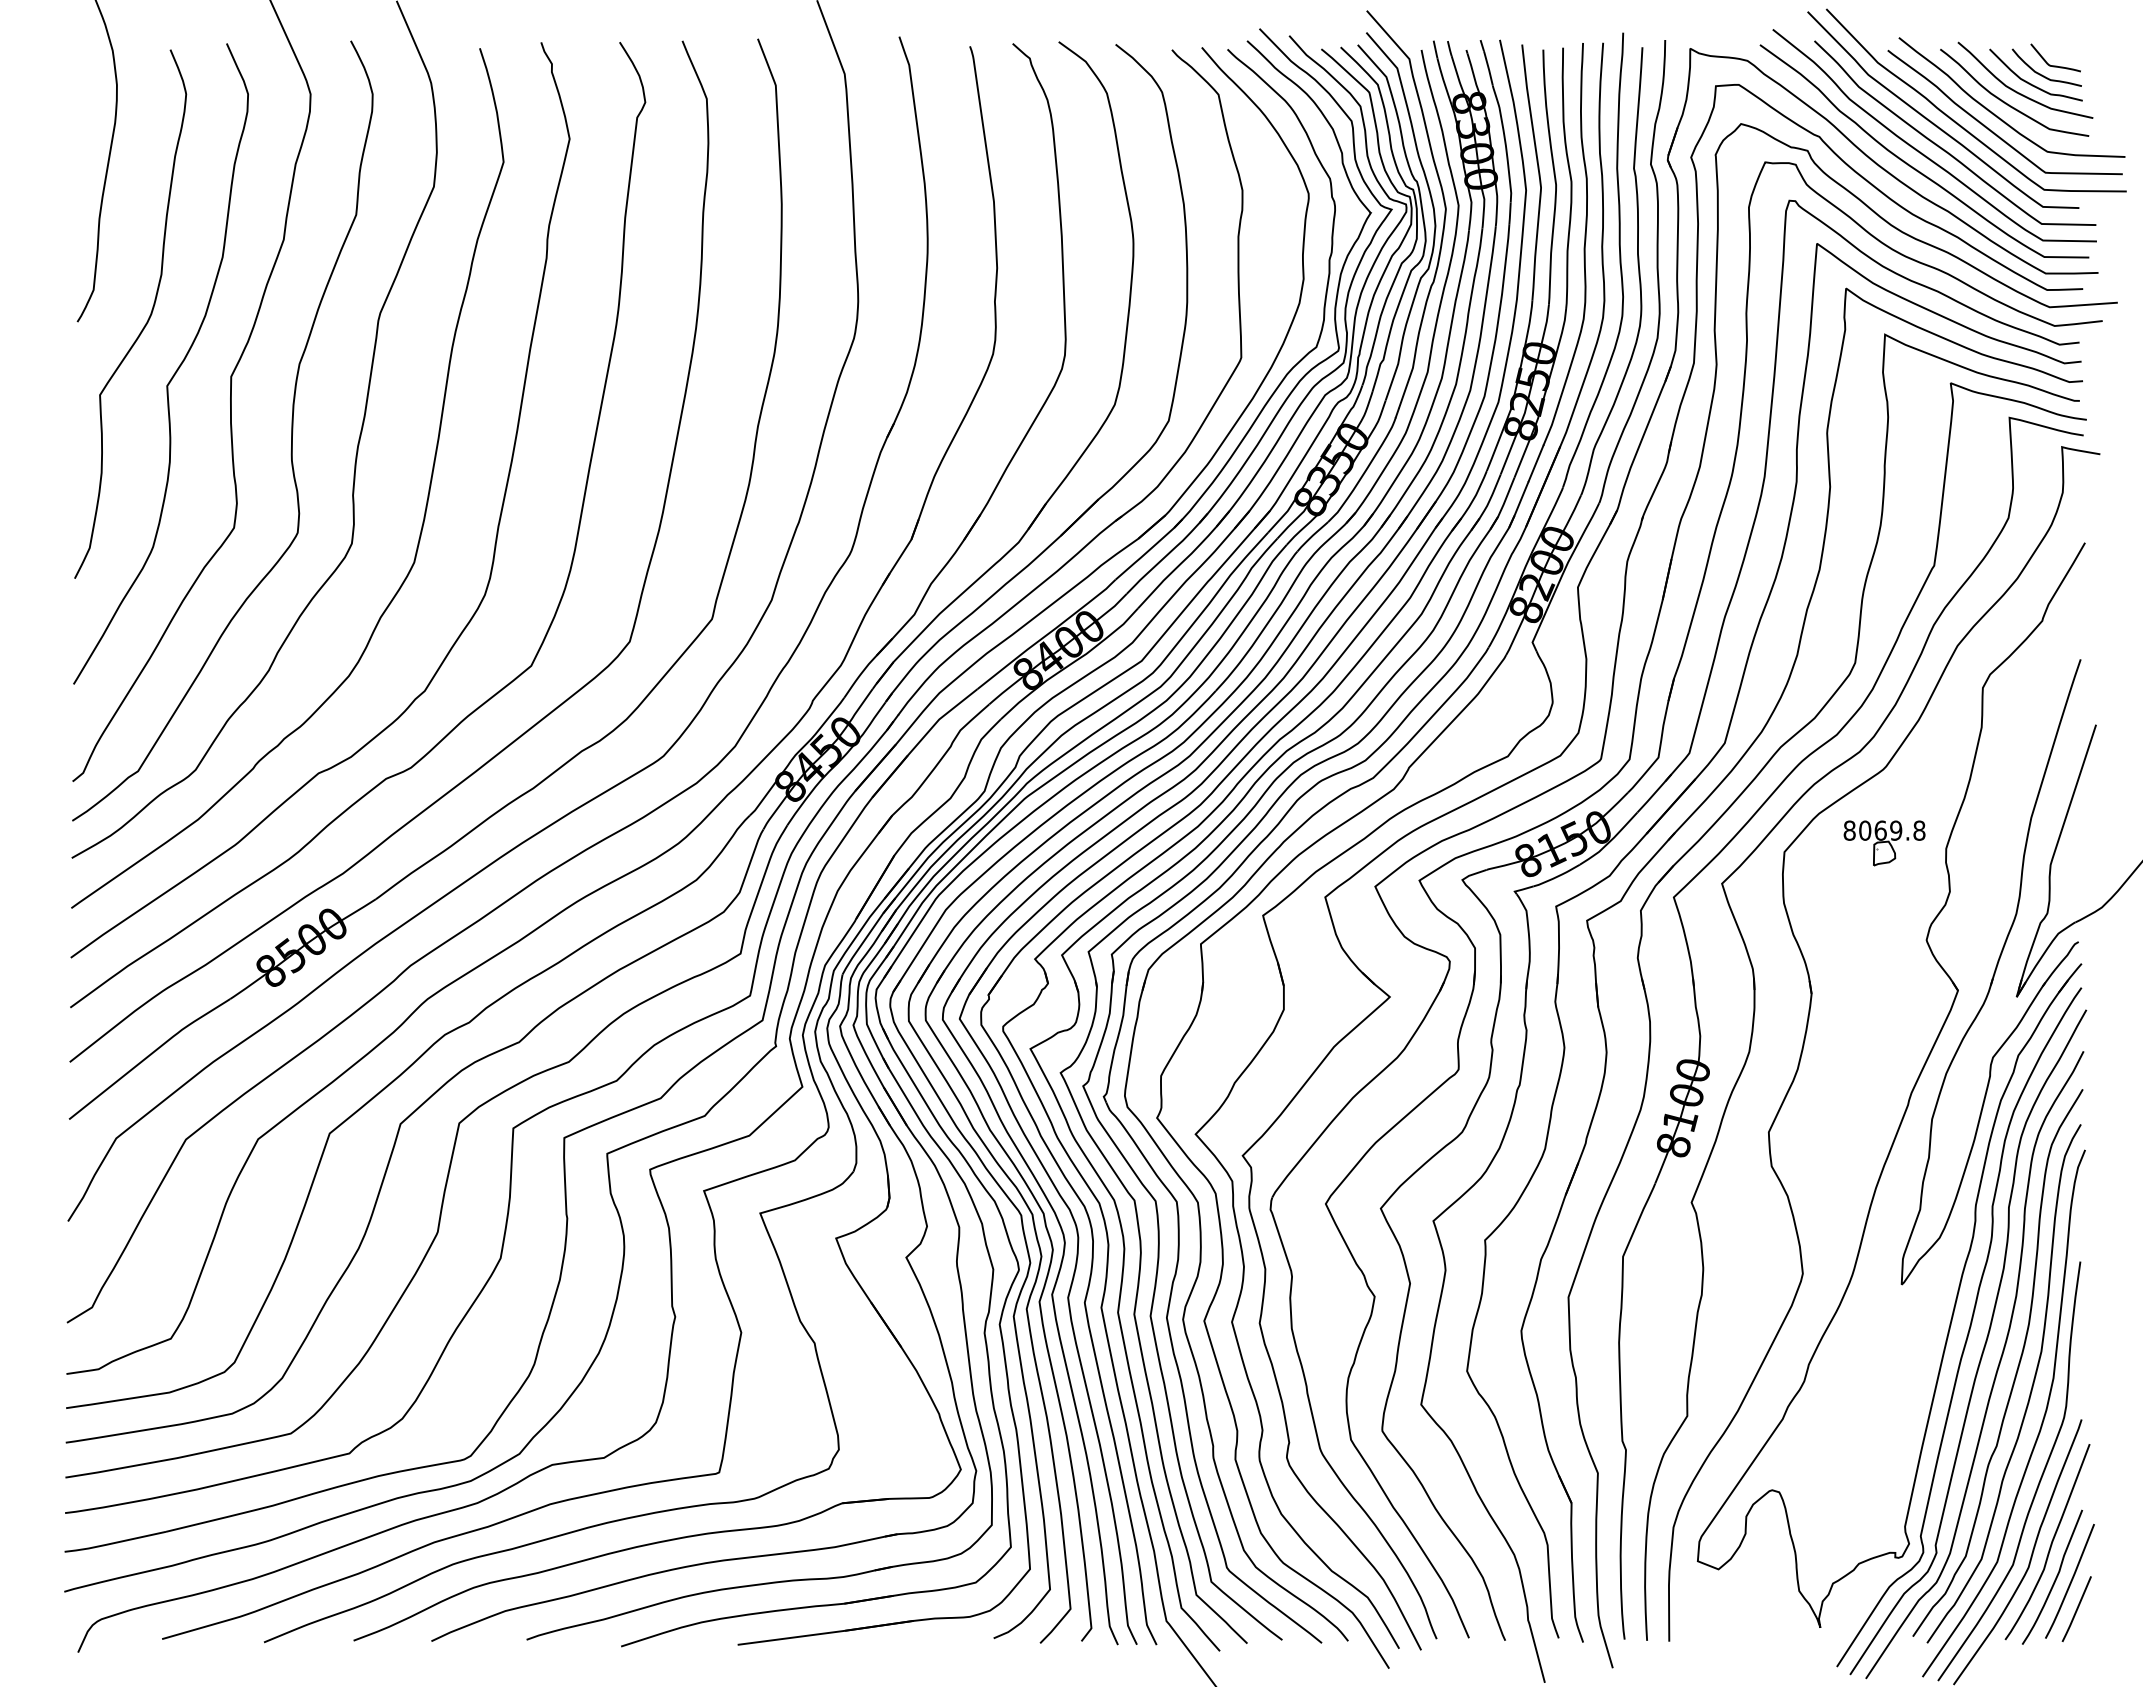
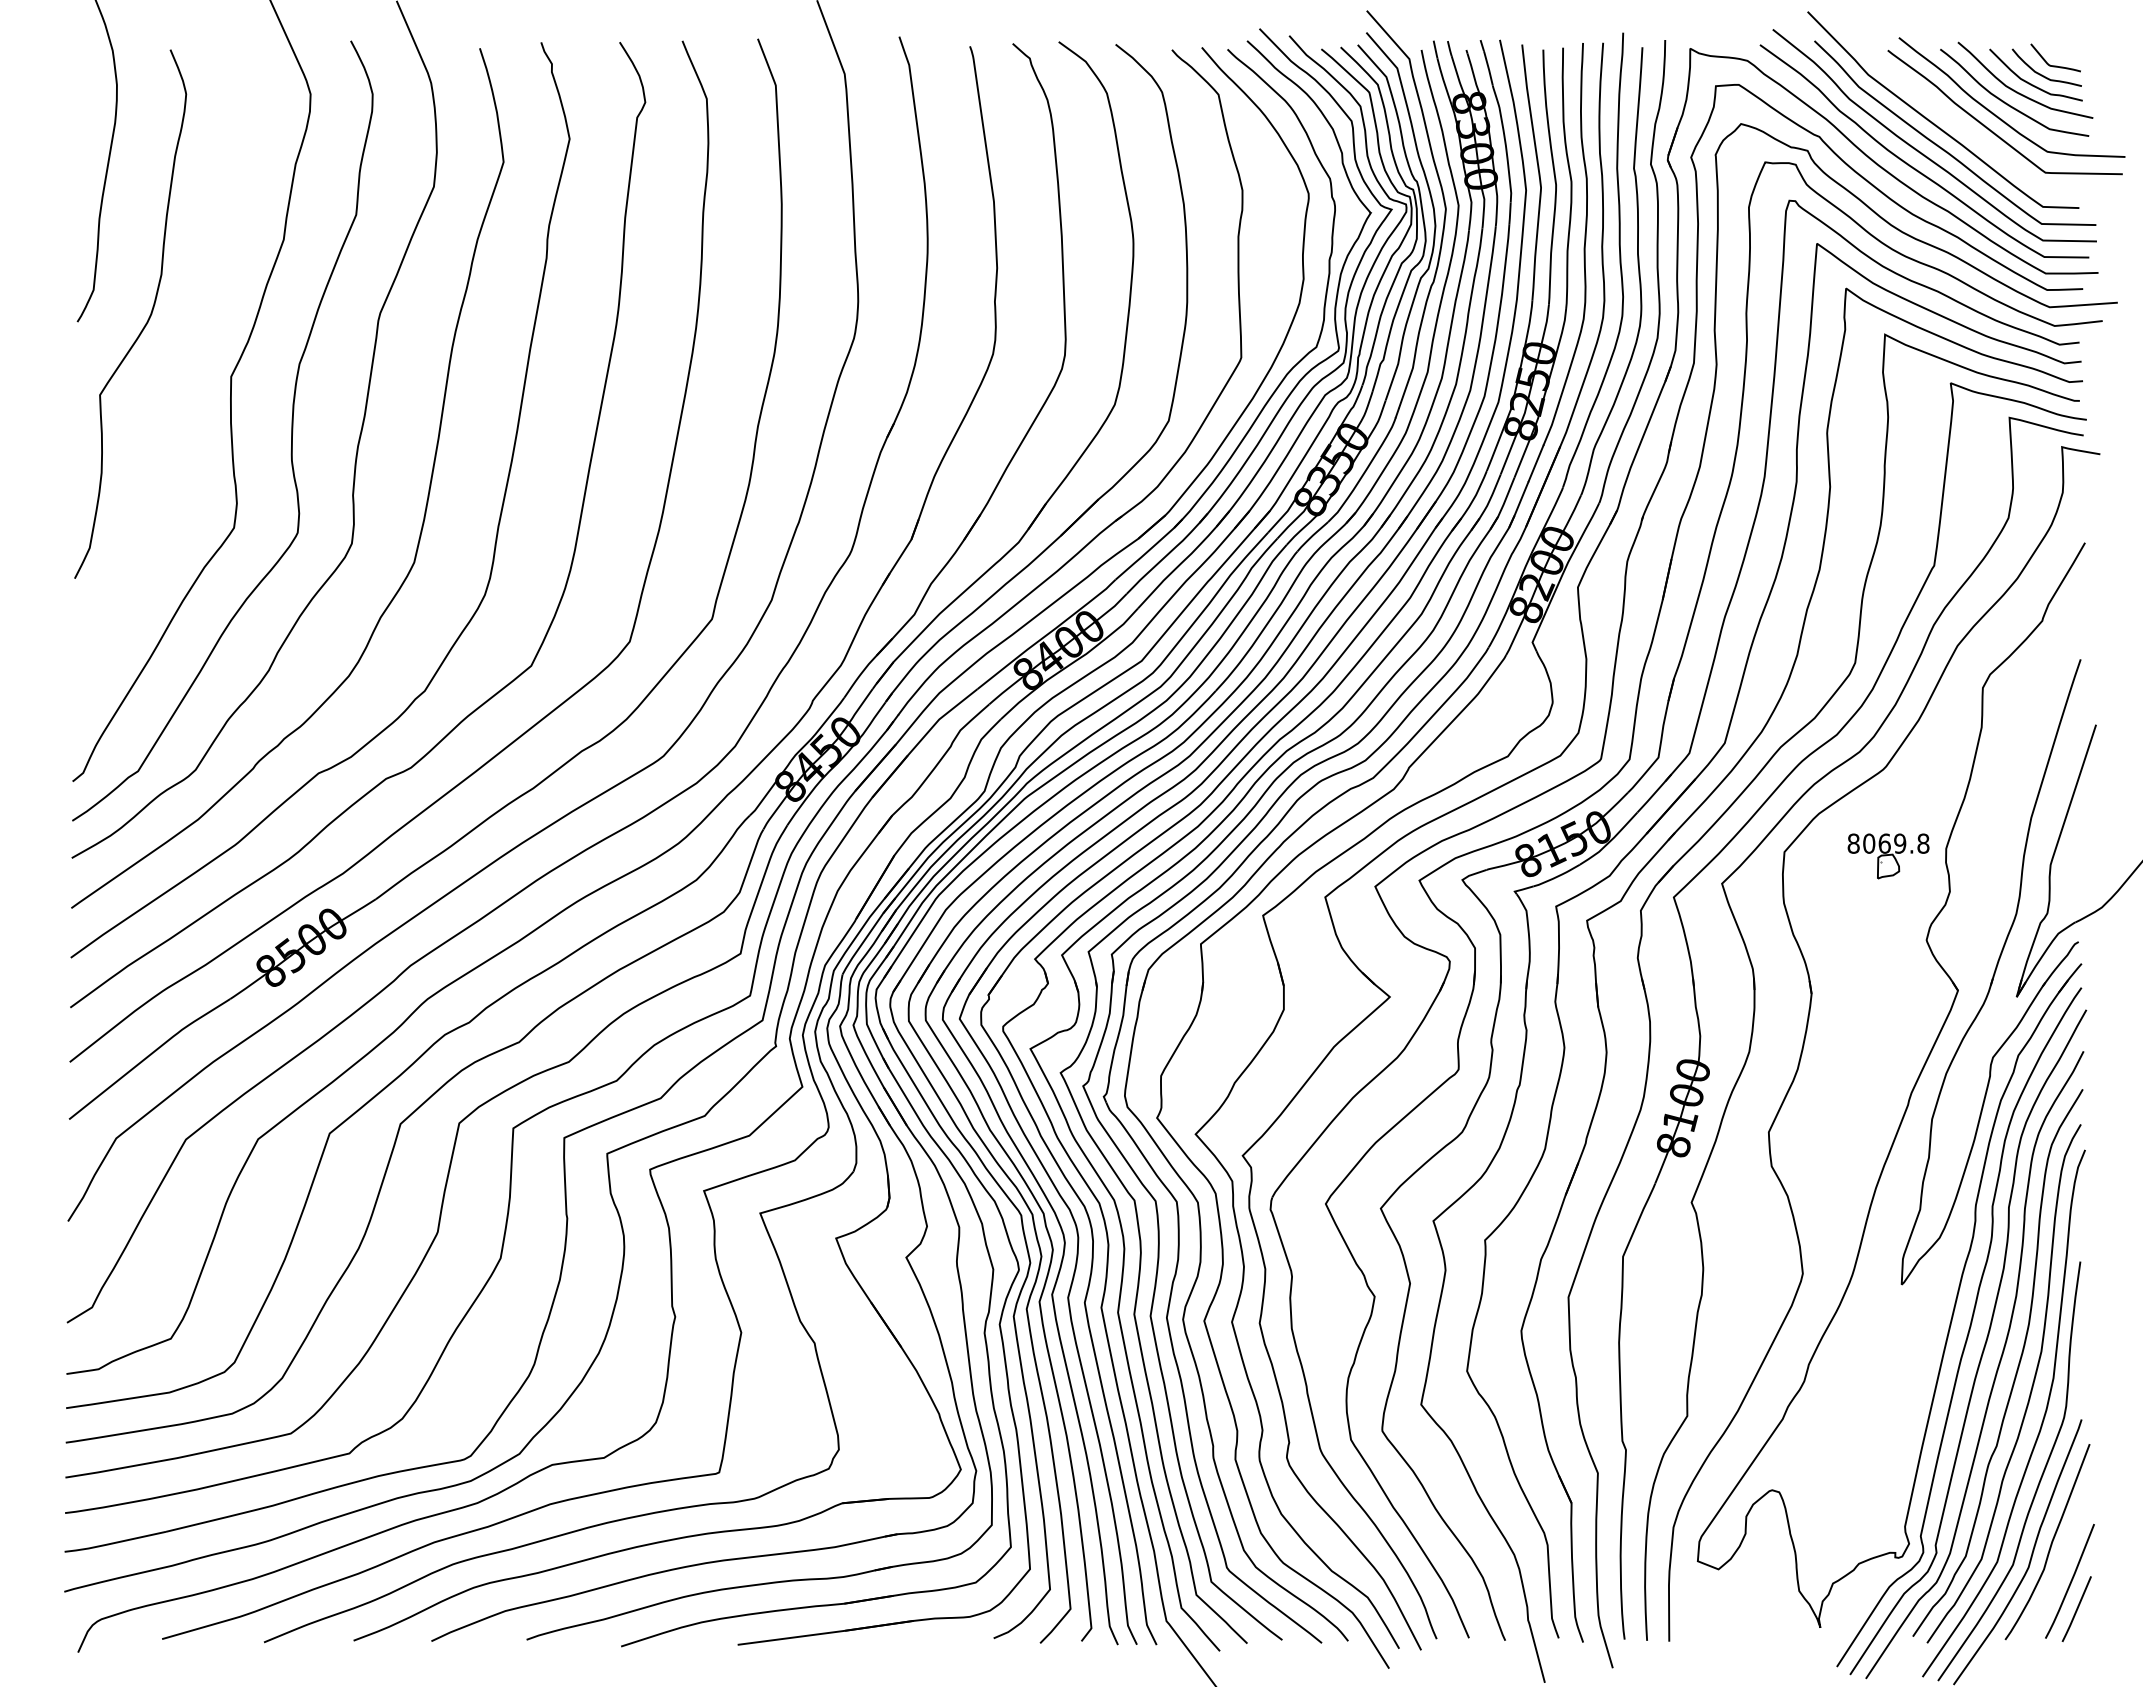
curve: present -> none (1960, 124)
curve: present -> none (174, 372)
part position: (1884, 843) -> (1888, 856) (1888, 856)
curve: present -> none (2055, 1577)
